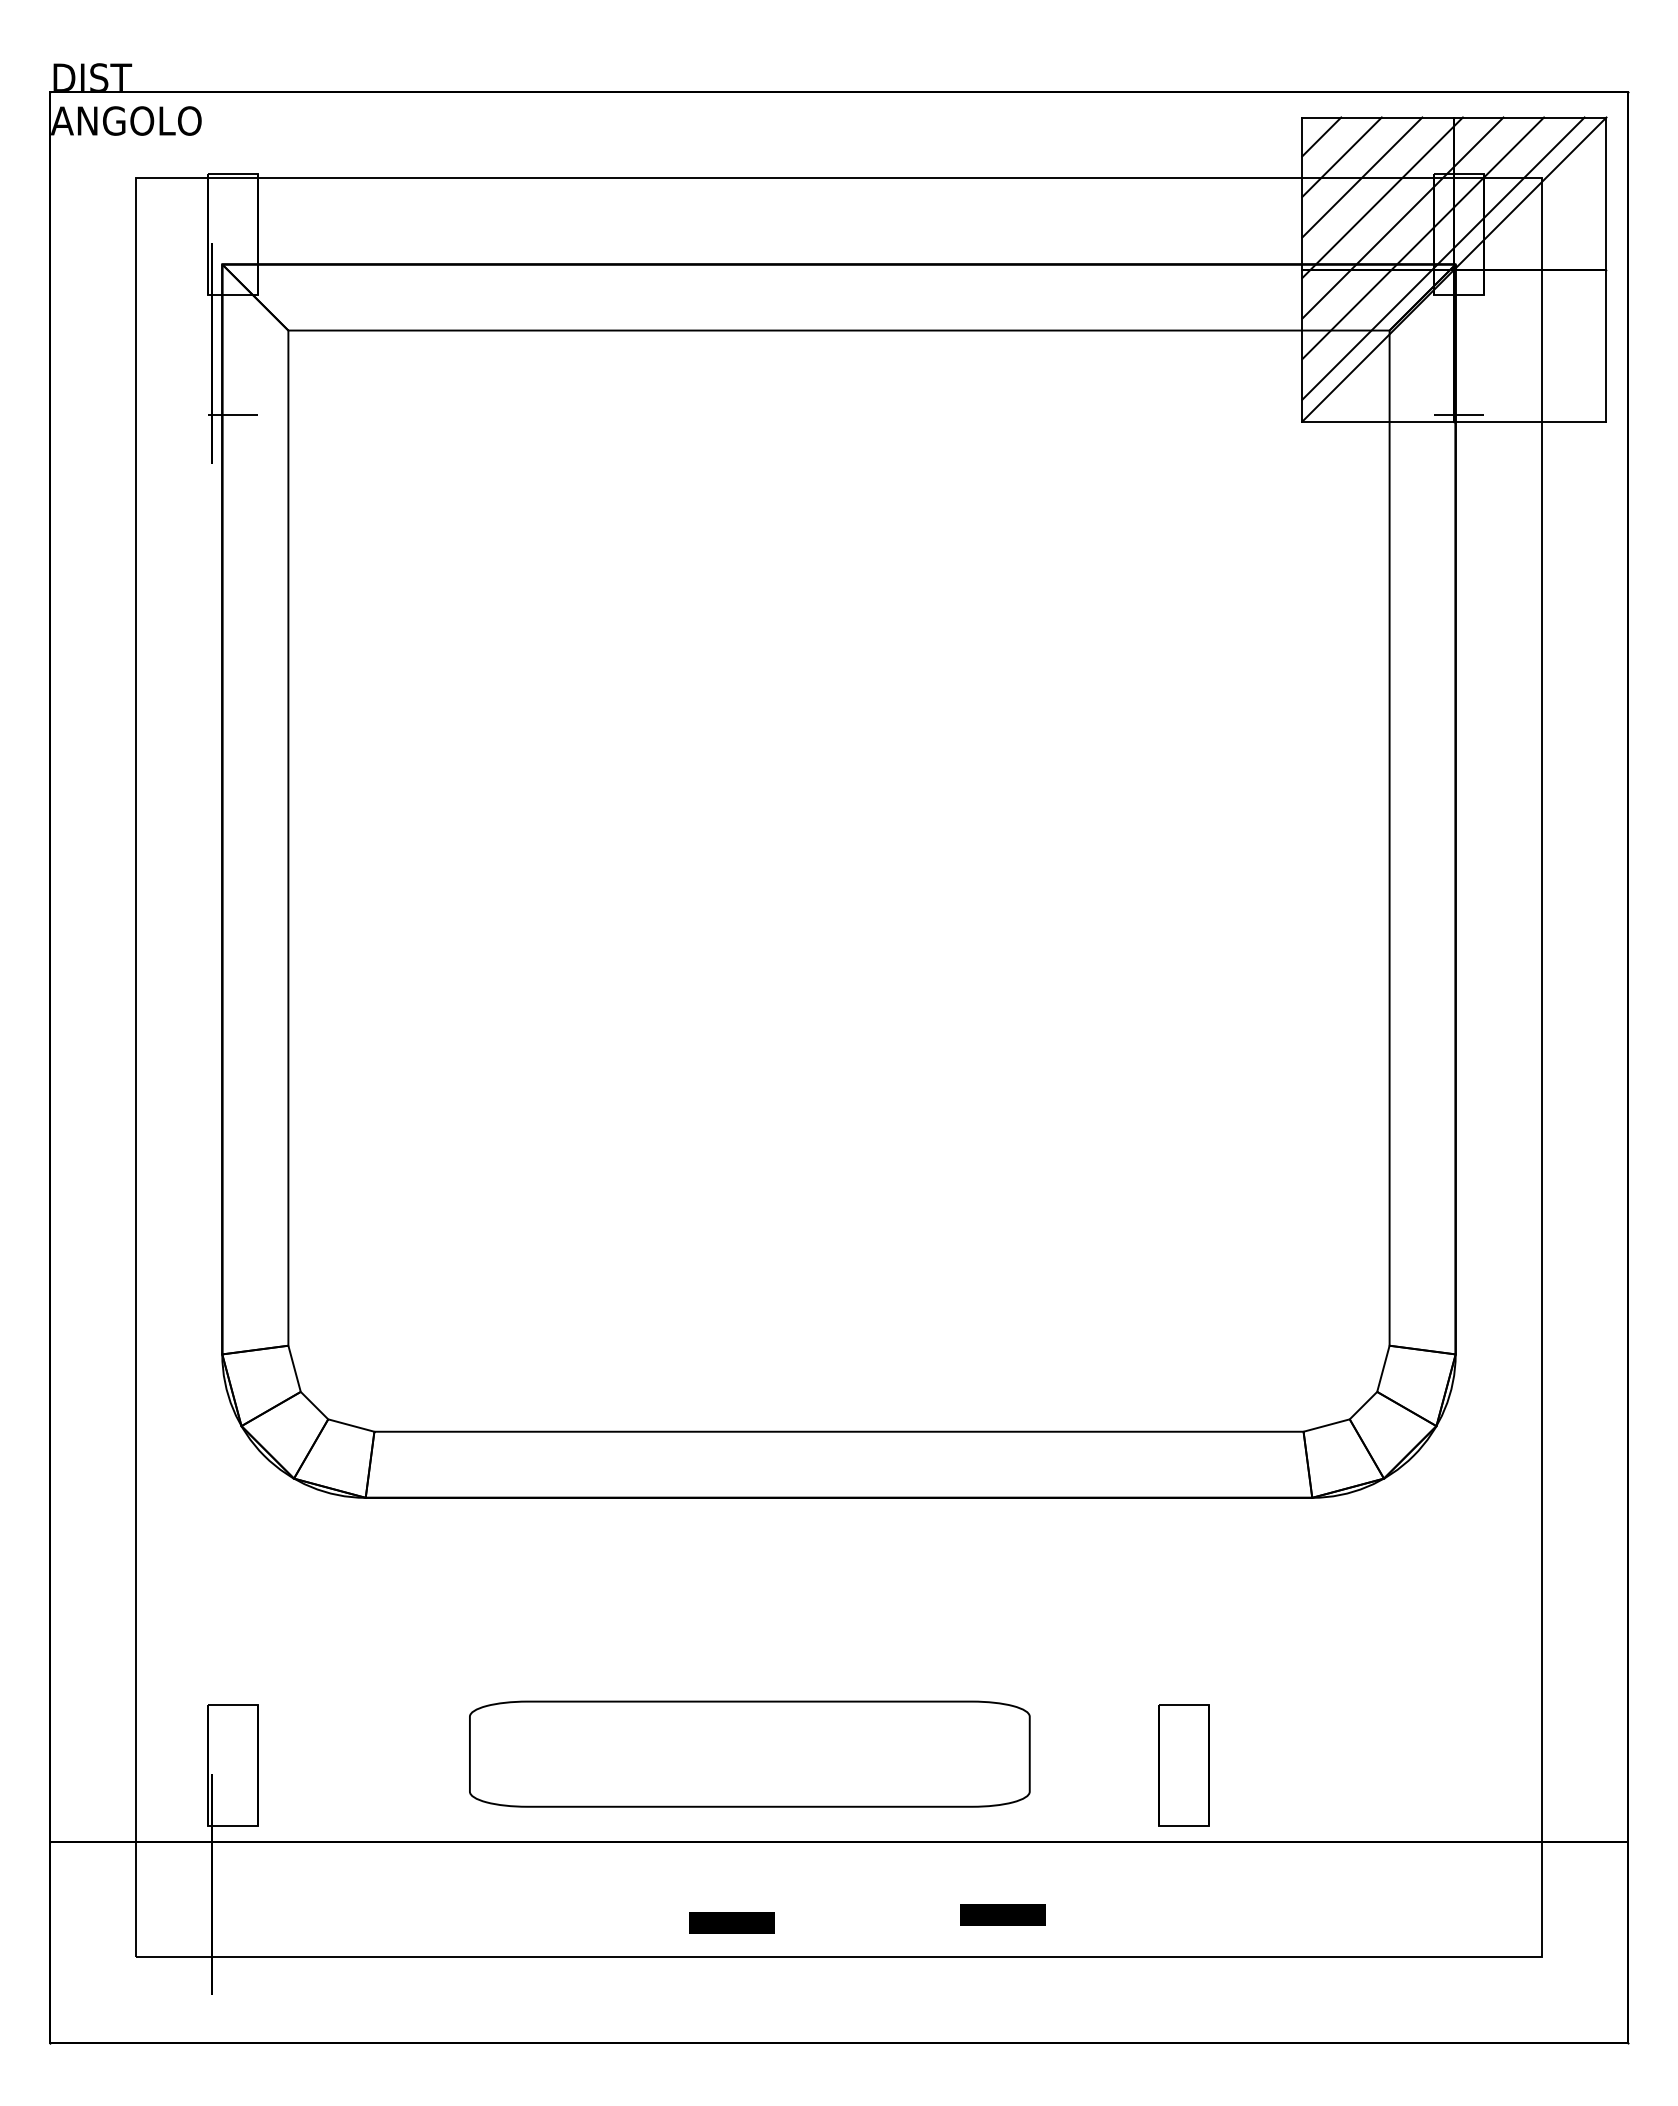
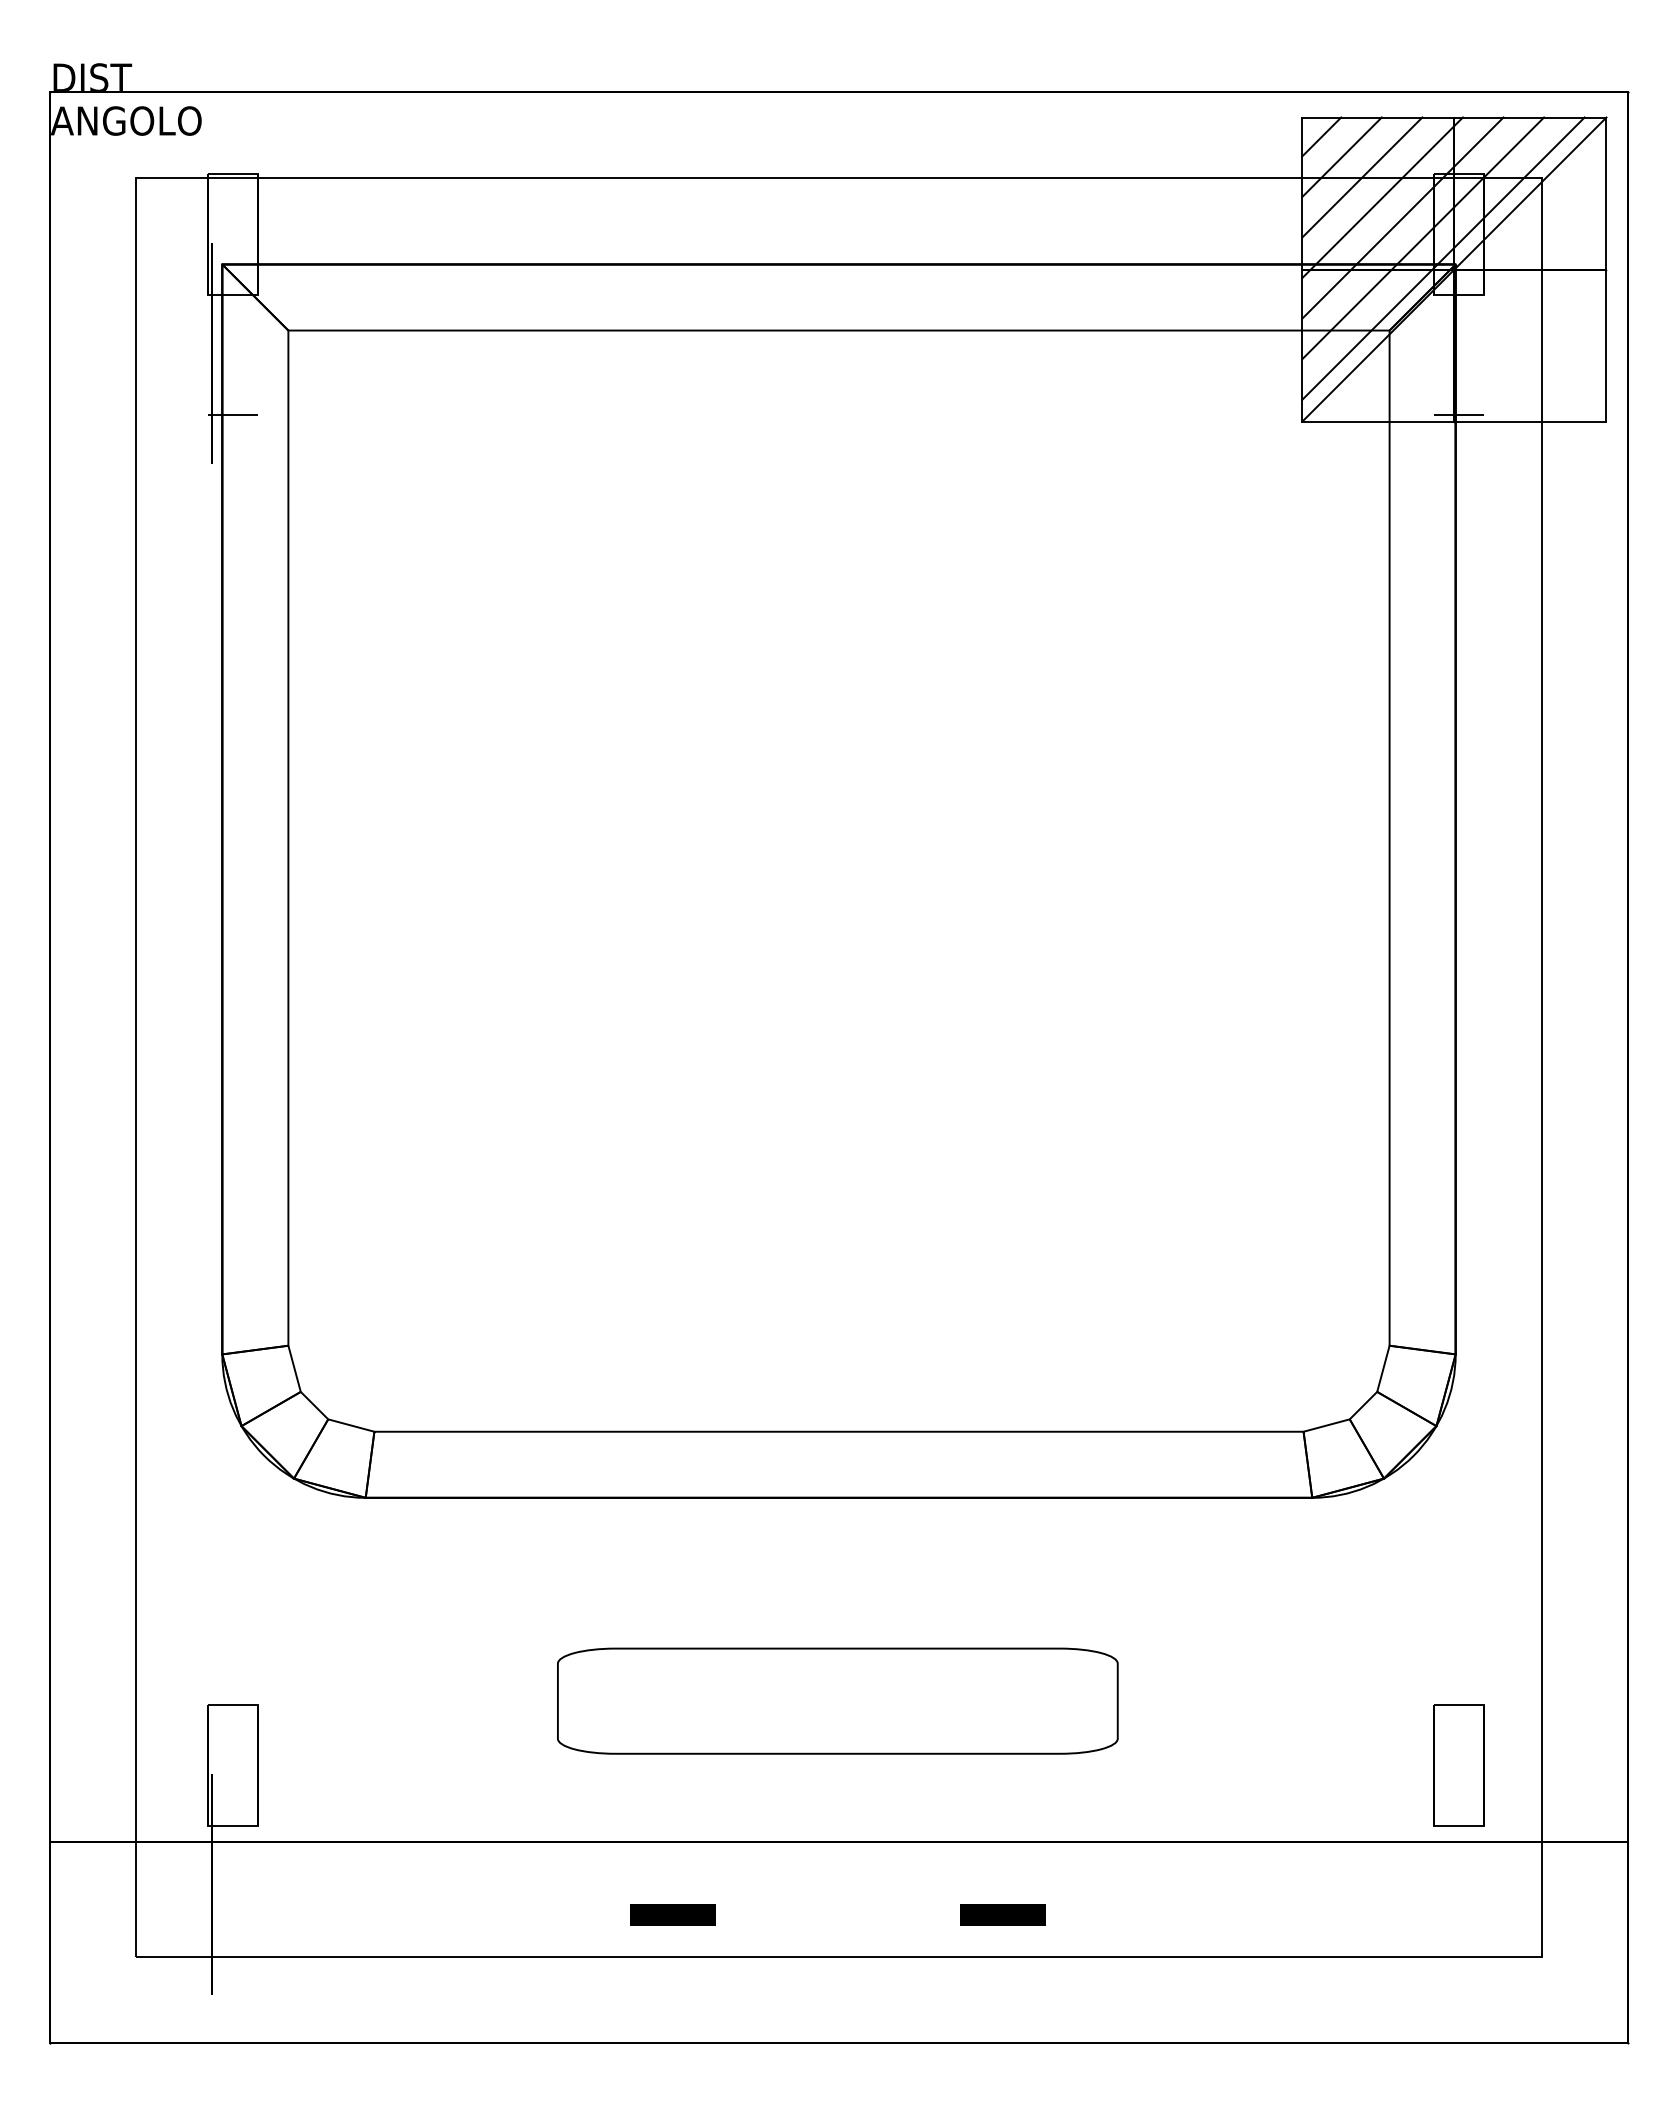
part position: (749, 1753) -> (837, 1700) (837, 1700)
part position: (1183, 1765) -> (1458, 1765) (1458, 1765)
part position: (731, 1922) -> (672, 1914) (672, 1914)
